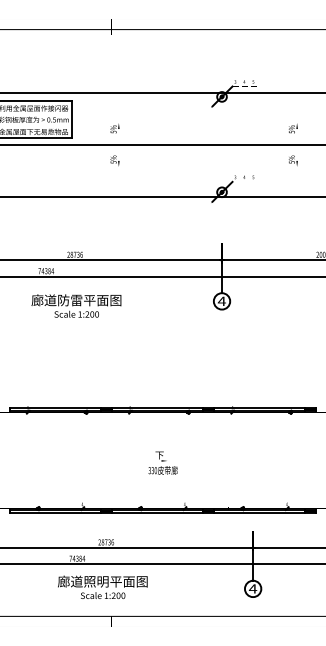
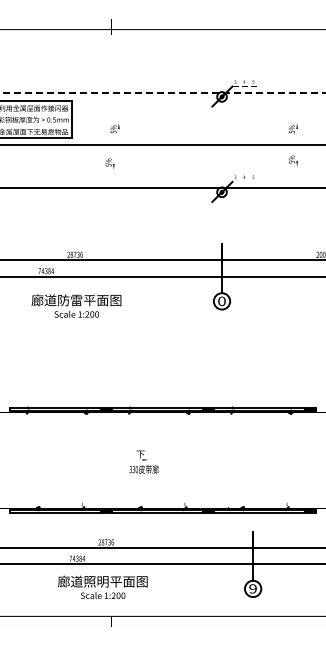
line: solid -> dashed (163, 92)
text position: (114, 160) -> (109, 163) (109, 163)
line position: (162, 197) -> (162, 188) (162, 188)
text: 4 -> 0 (221, 301)
text position: (162, 462) -> (143, 461) (143, 461)
text: 4 -> 9 (252, 588)
